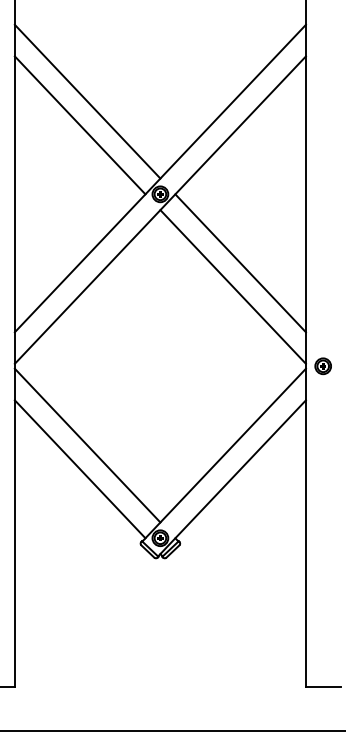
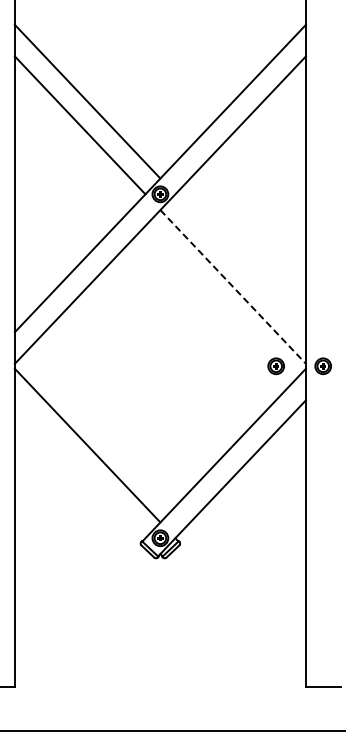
line: present -> none (240, 263)
line: solid -> dashed (233, 286)
part: none -> present (275, 366)
line: present -> none (79, 469)
